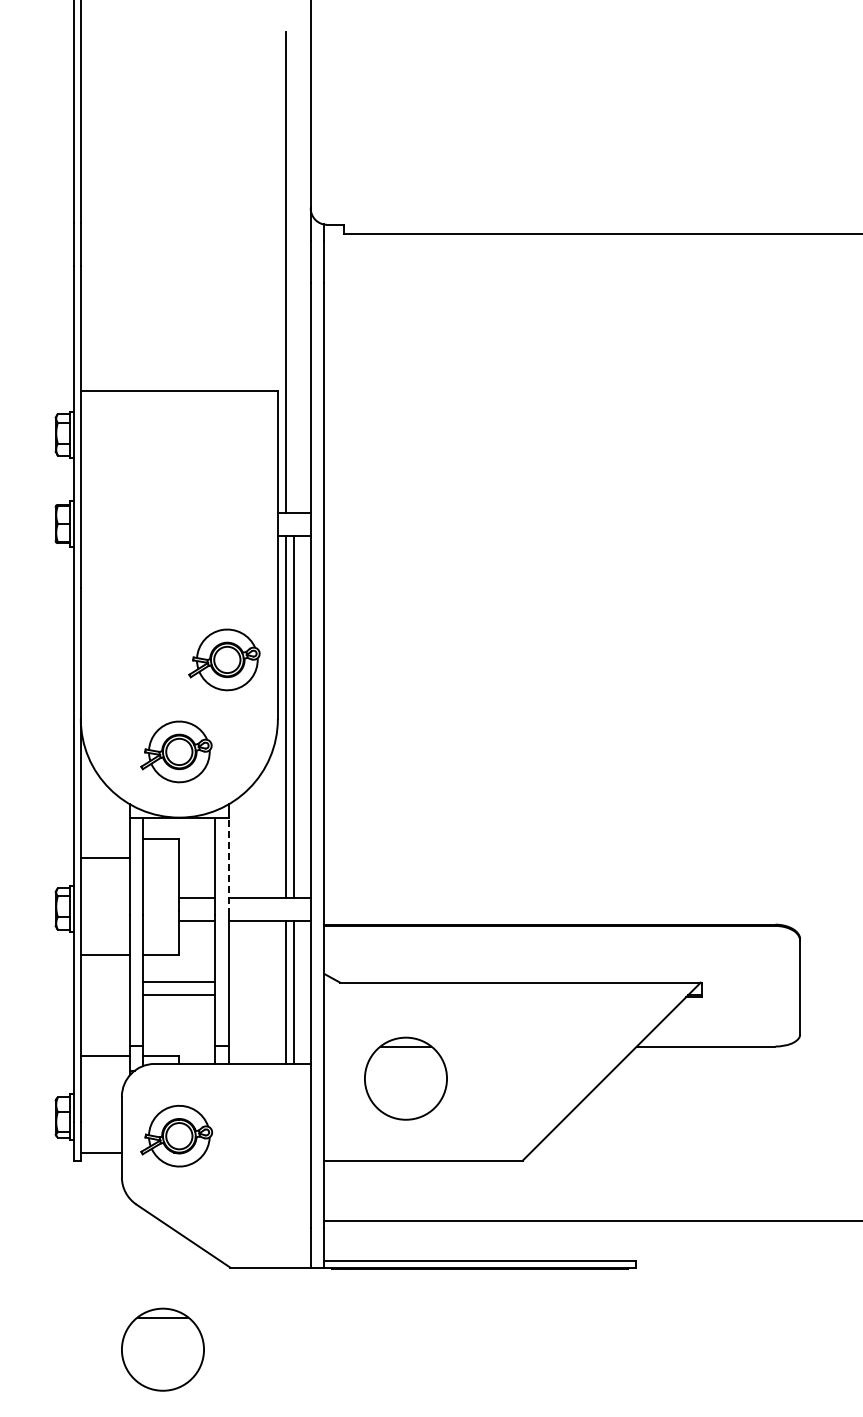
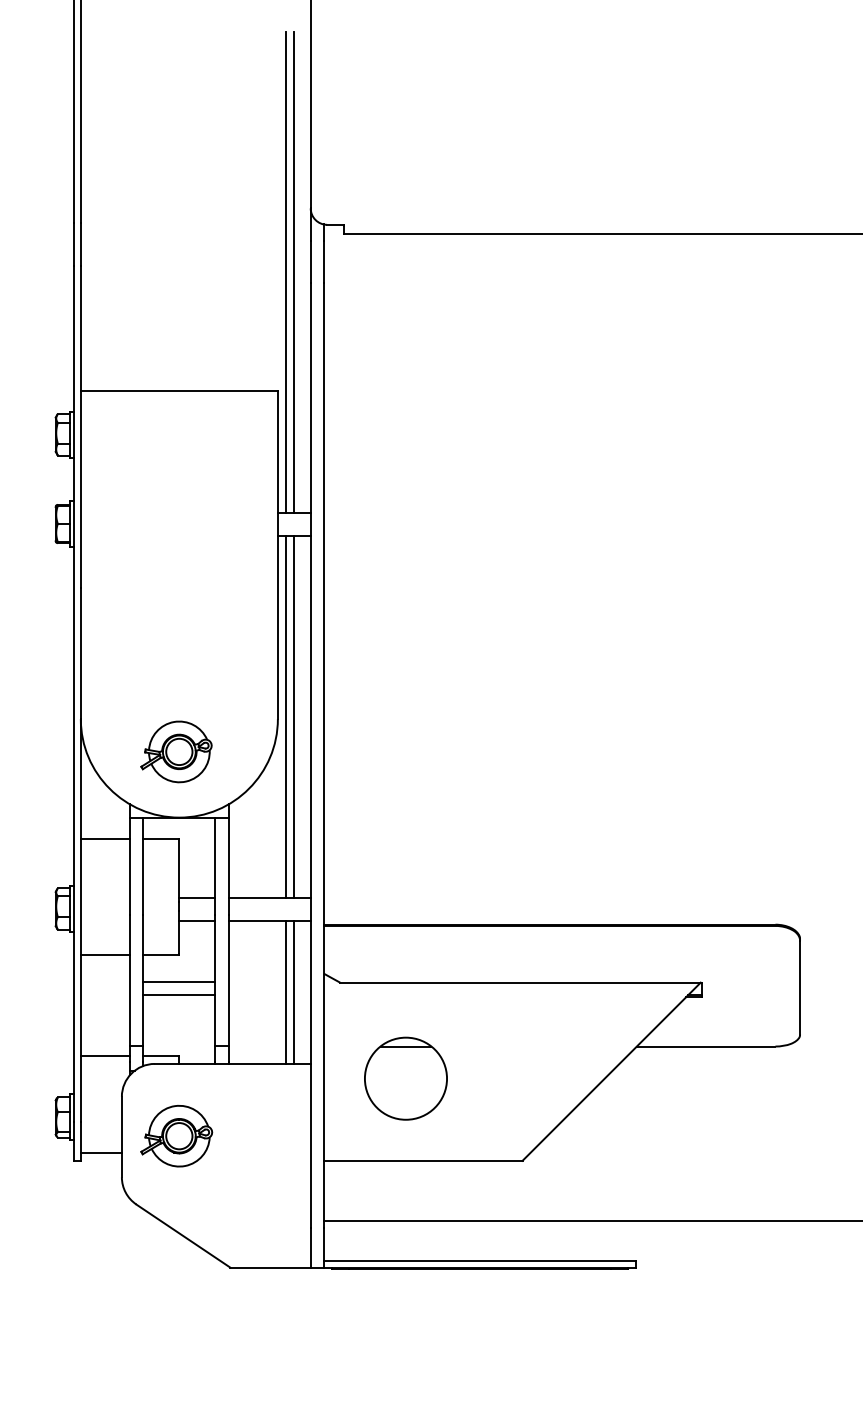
line: none -> present (294, 272)
part: present -> none (224, 659)
line position: (105, 857) -> (105, 838) (105, 838)
line: dashed -> solid (228, 865)
part: present -> none (162, 1349)
